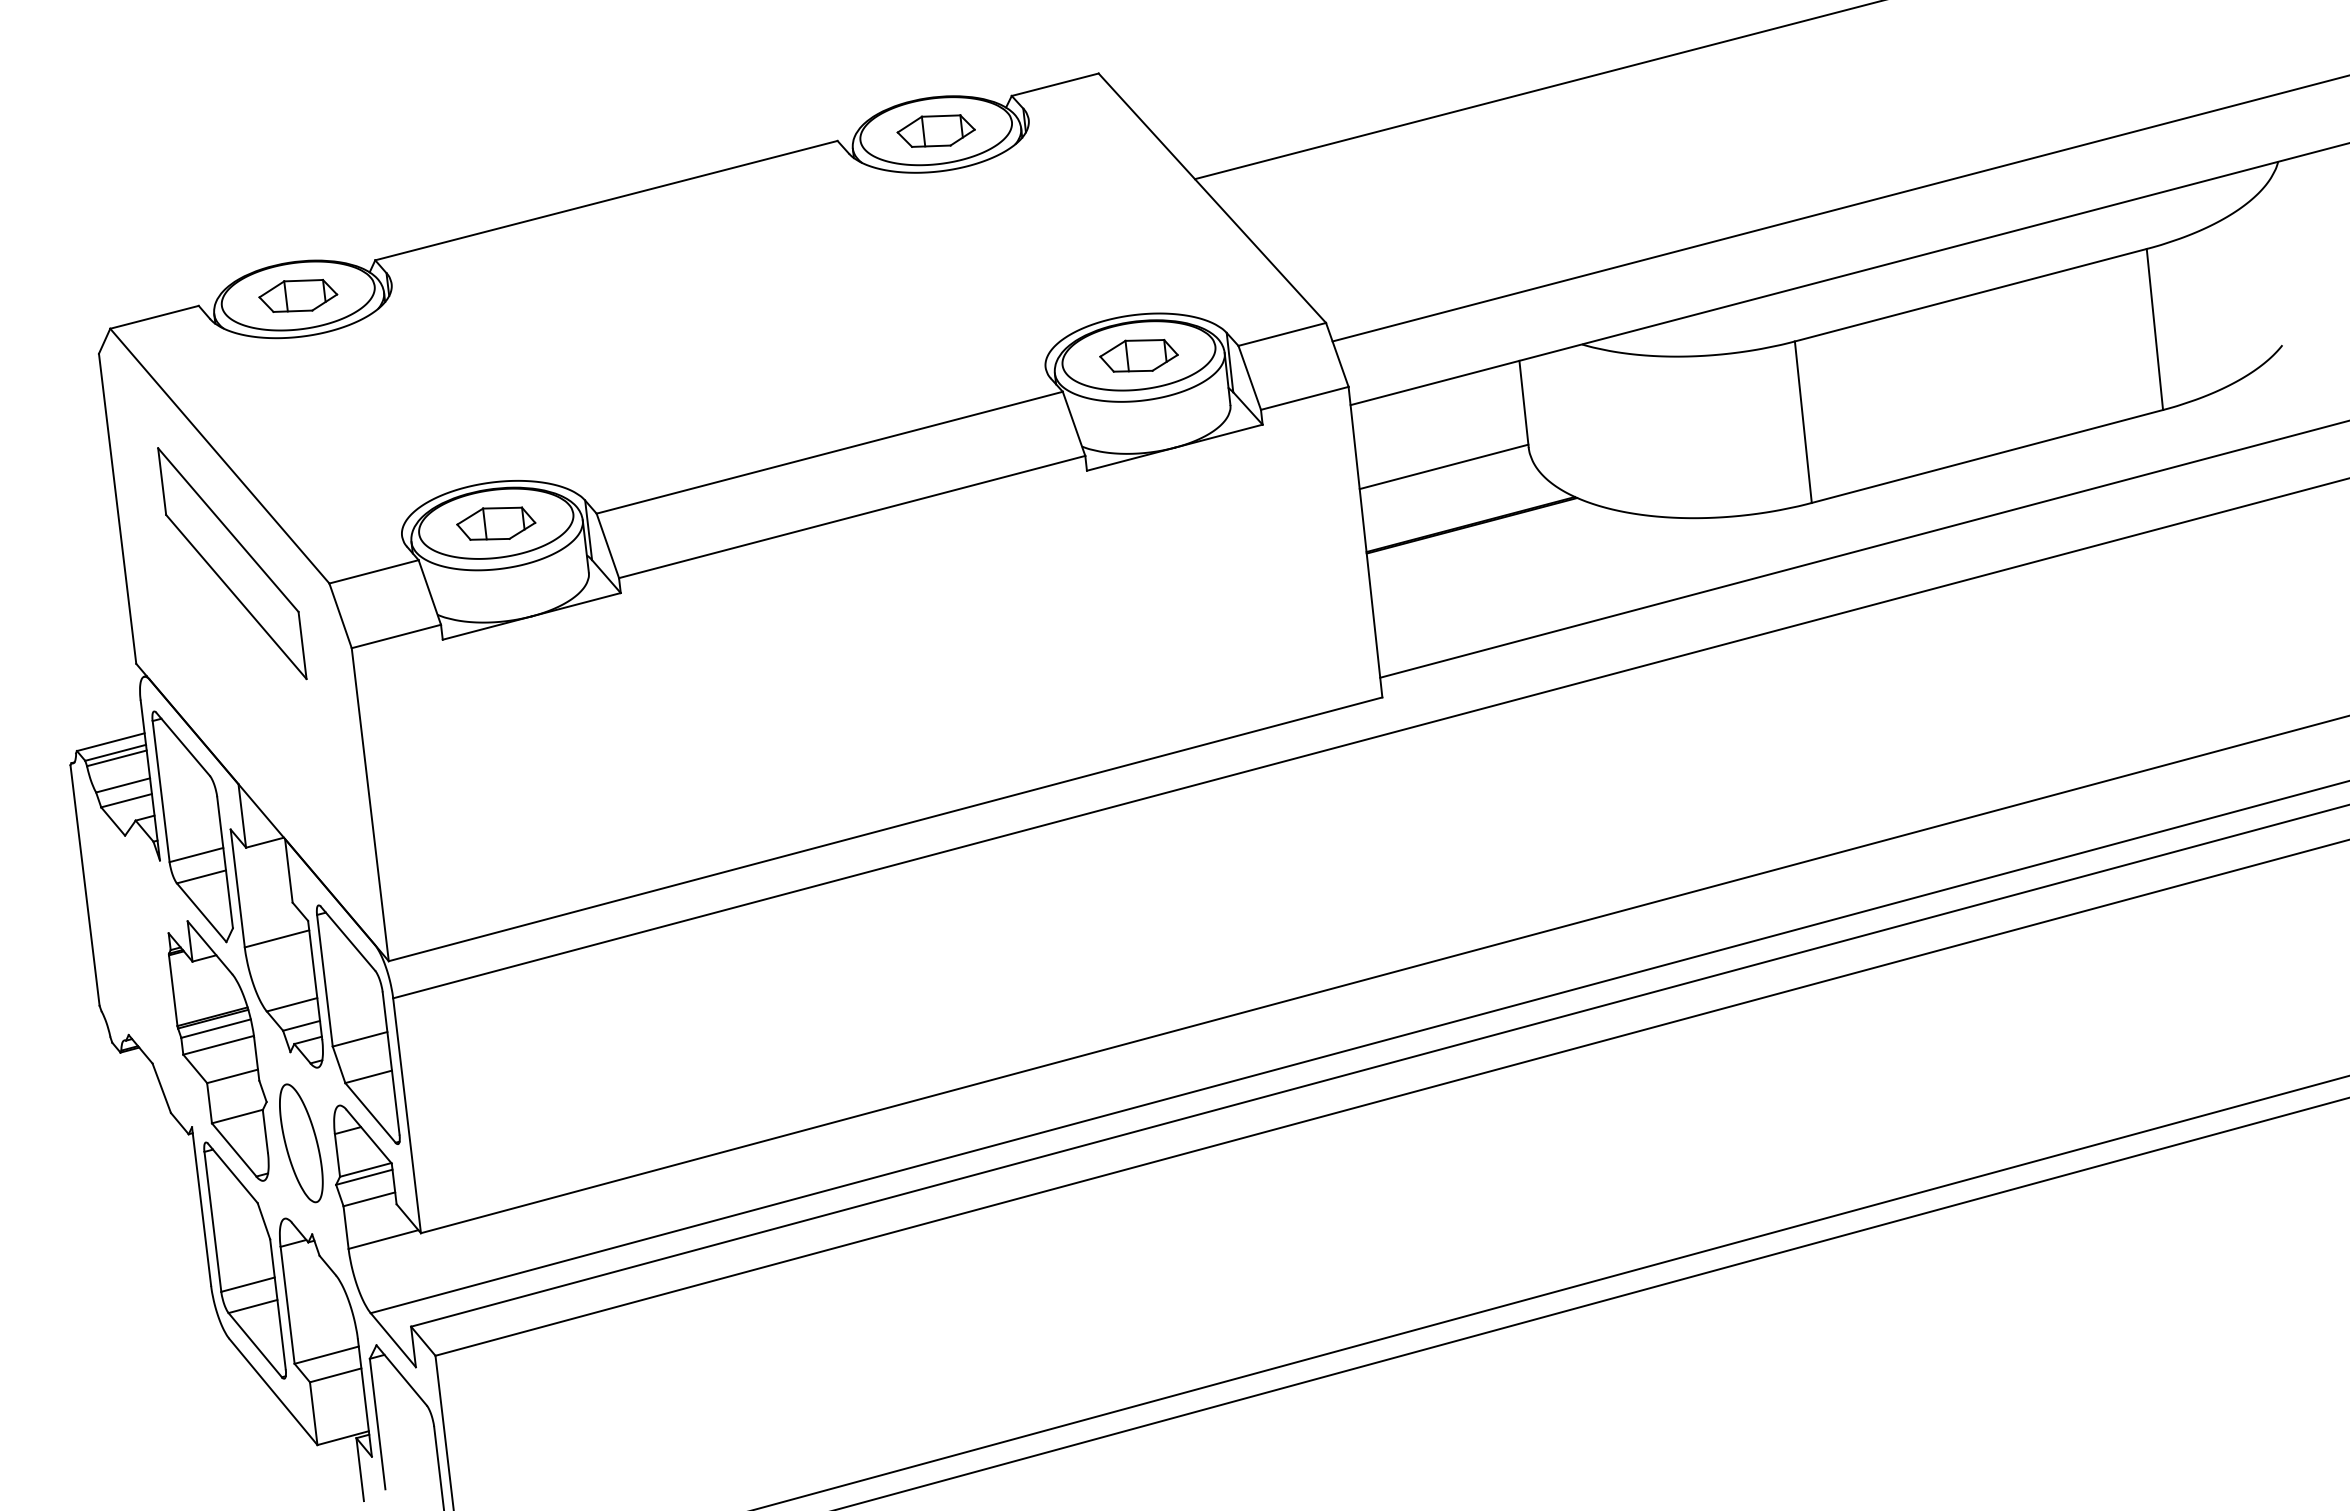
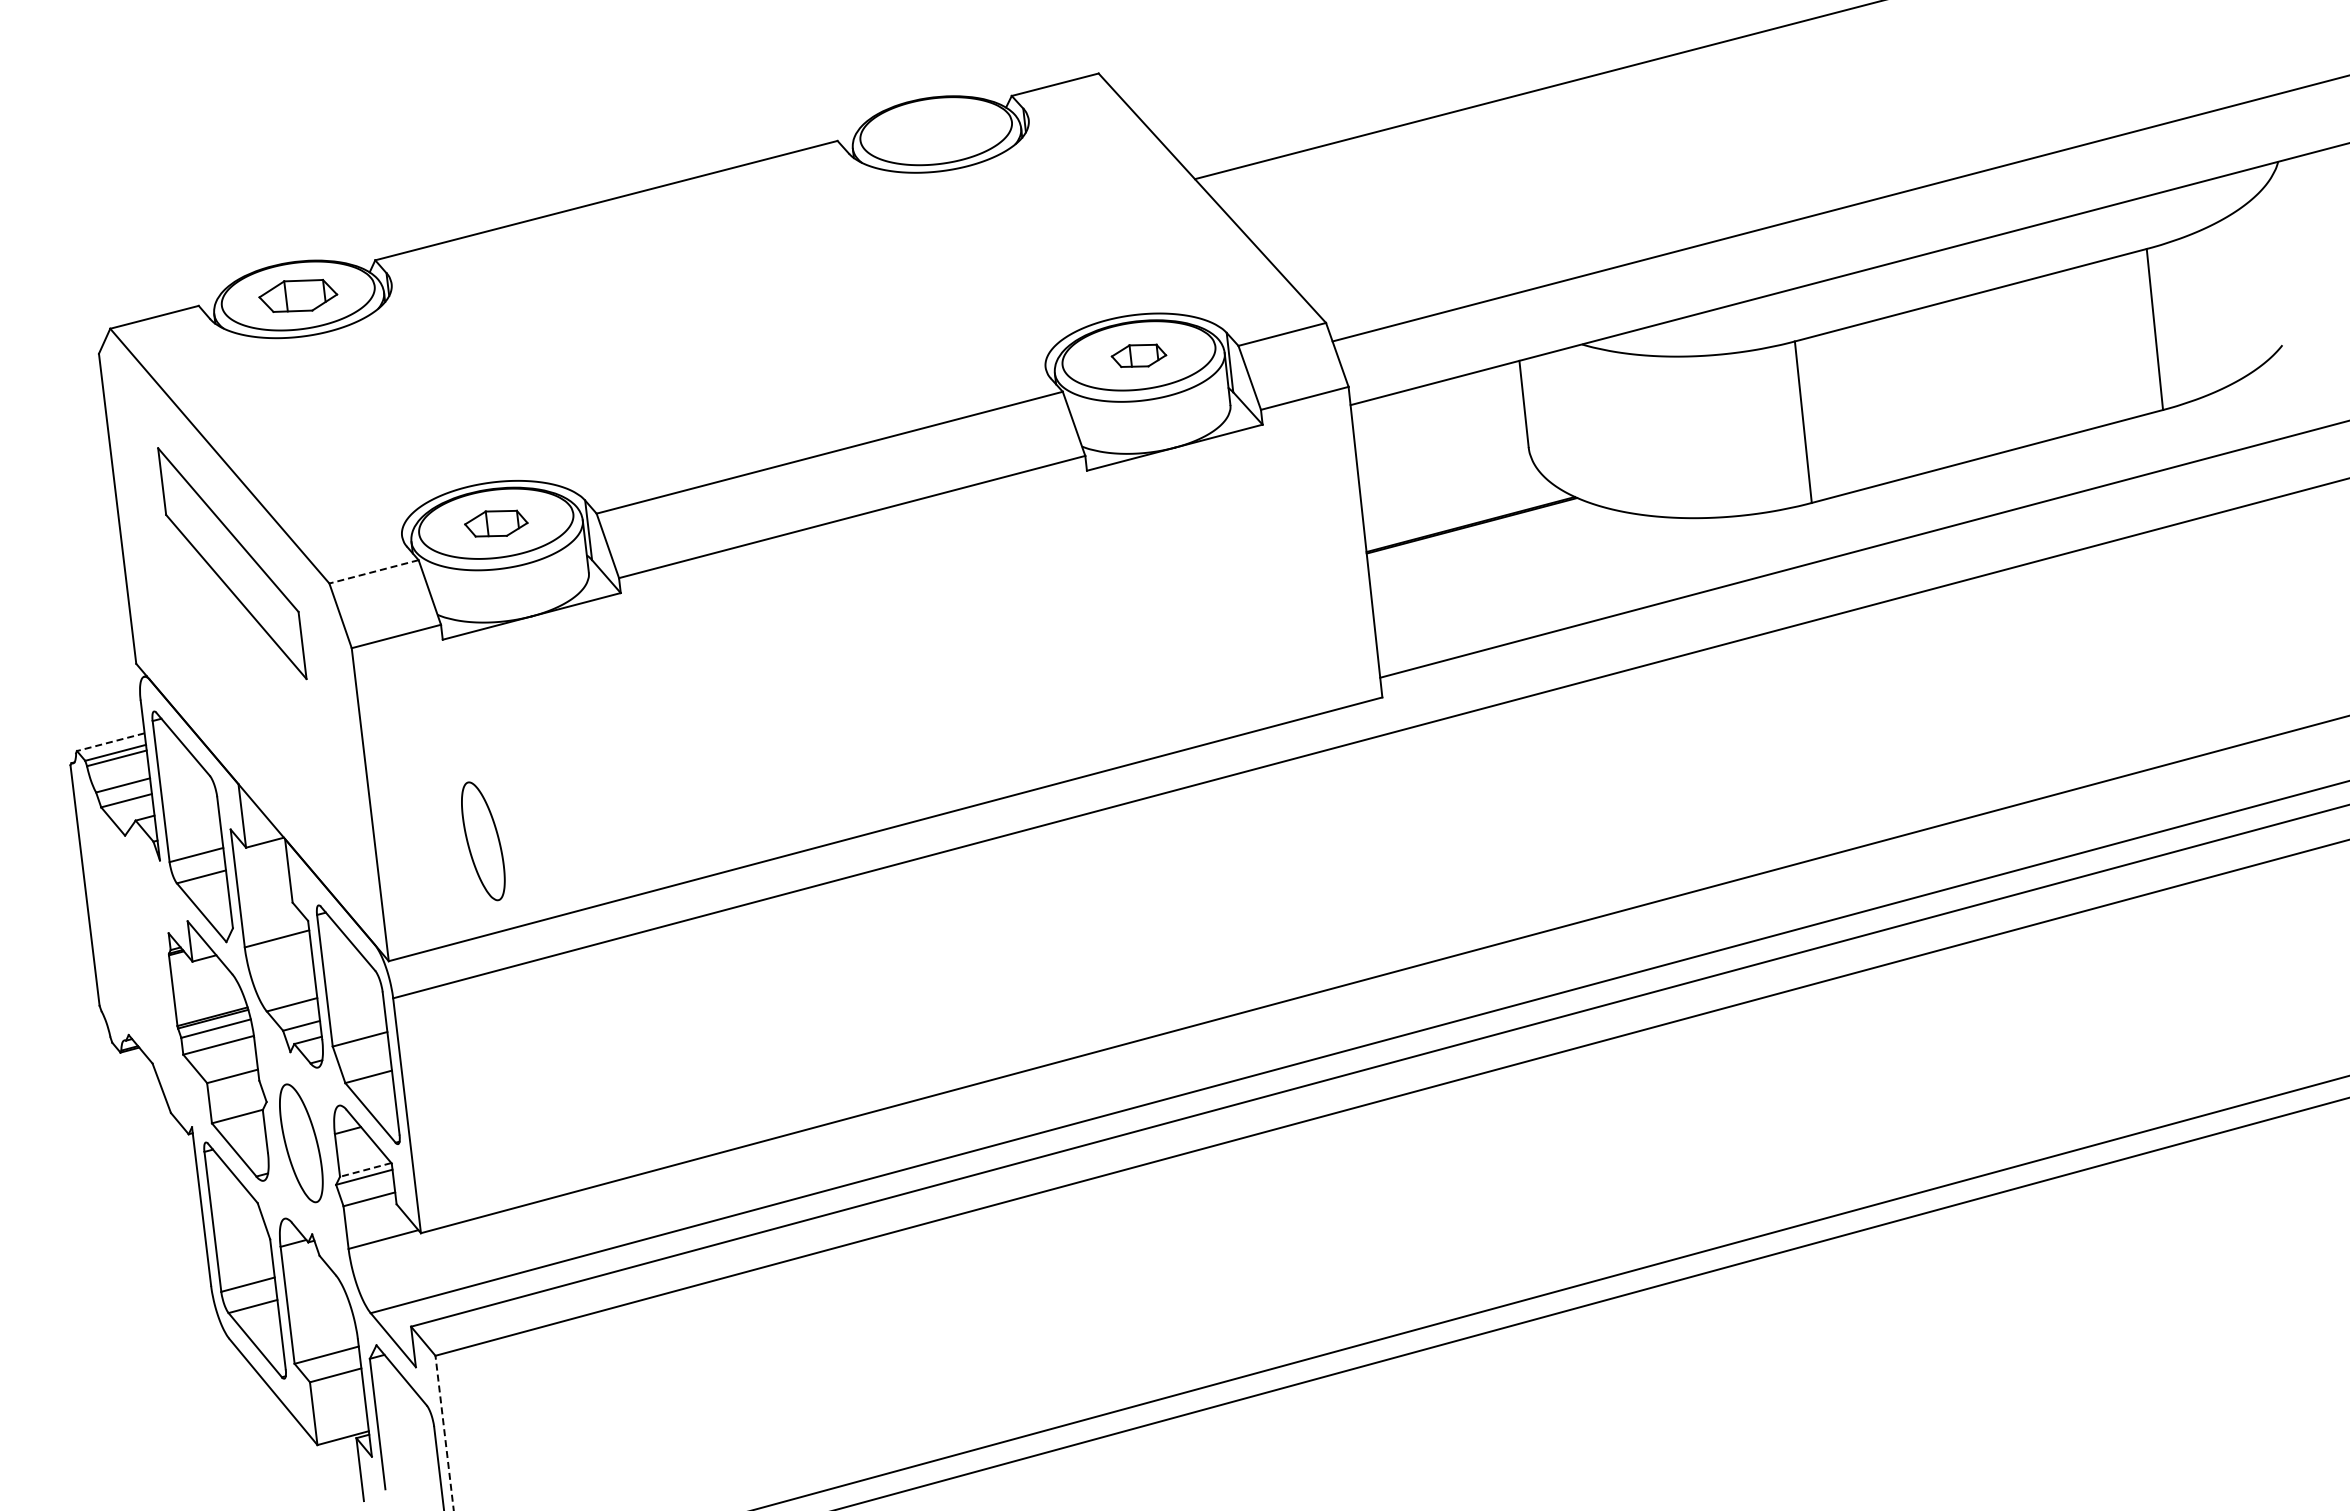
part: present -> none (935, 130)
part size: 80x34 px -> 58x25 px (1138, 355)
line: present -> none (1443, 466)
part size: 81x35 px -> 65x29 px (496, 523)
line: solid -> dashed (373, 571)
line: solid -> dashed (110, 742)
part: none -> present (483, 841)
line: solid -> dashed (365, 1169)
line: solid -> dashed (444, 1433)
